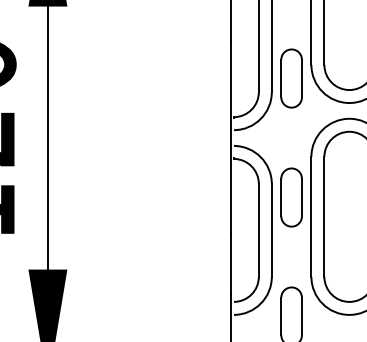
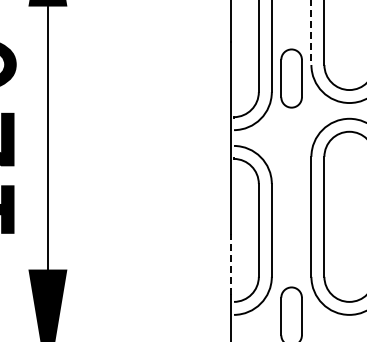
line: solid -> dashed (311, 33)
part: present -> none (291, 197)
line: solid -> dashed (230, 264)
